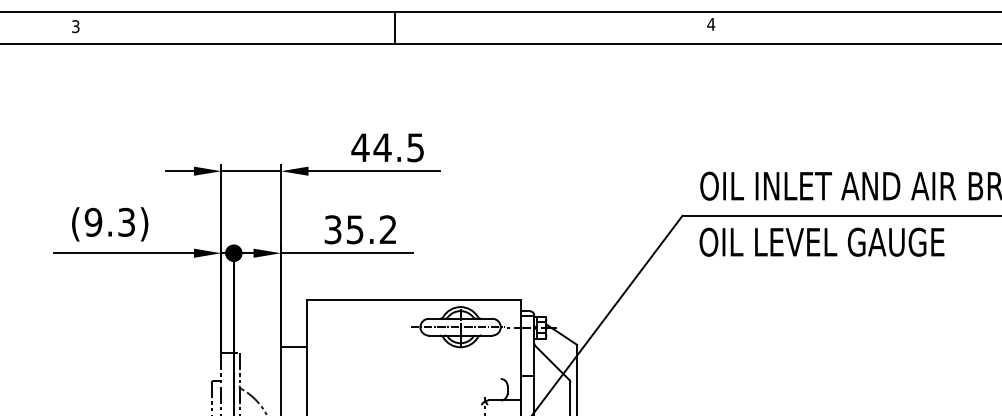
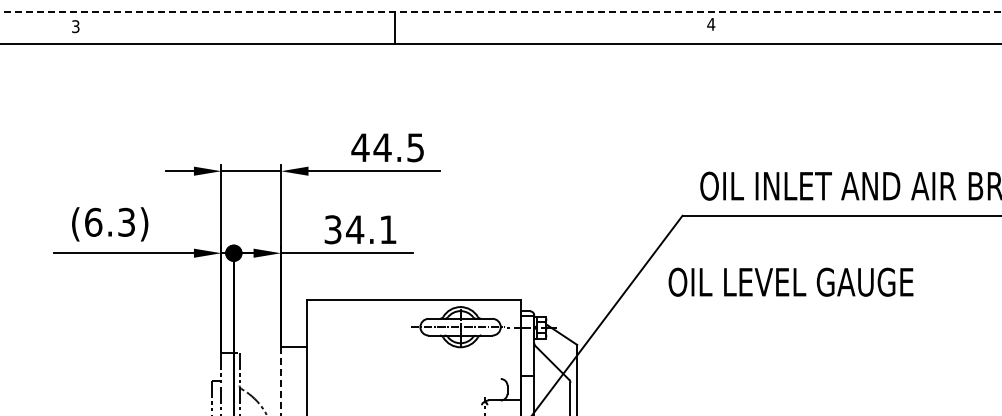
line: solid -> dashed (501, 12)
text: (9.3) -> (6.3) (93, 221)
text: 35.2 -> 34.1 (371, 229)
text position: (821, 241) -> (790, 281) (790, 281)
line: solid -> dashed (281, 381)
